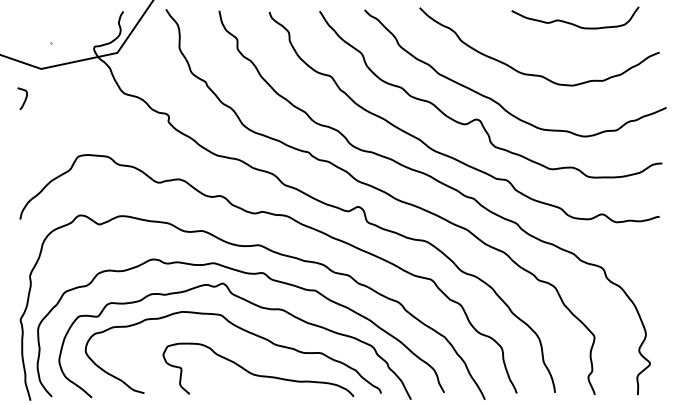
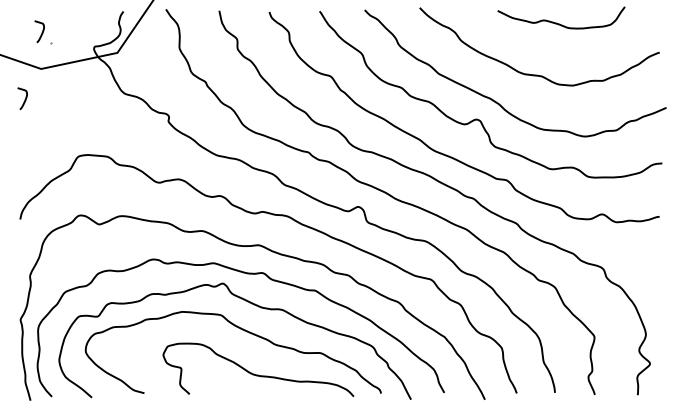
curve position: (573, 23) -> (559, 23) (559, 23)
curve: none -> present (41, 32)
